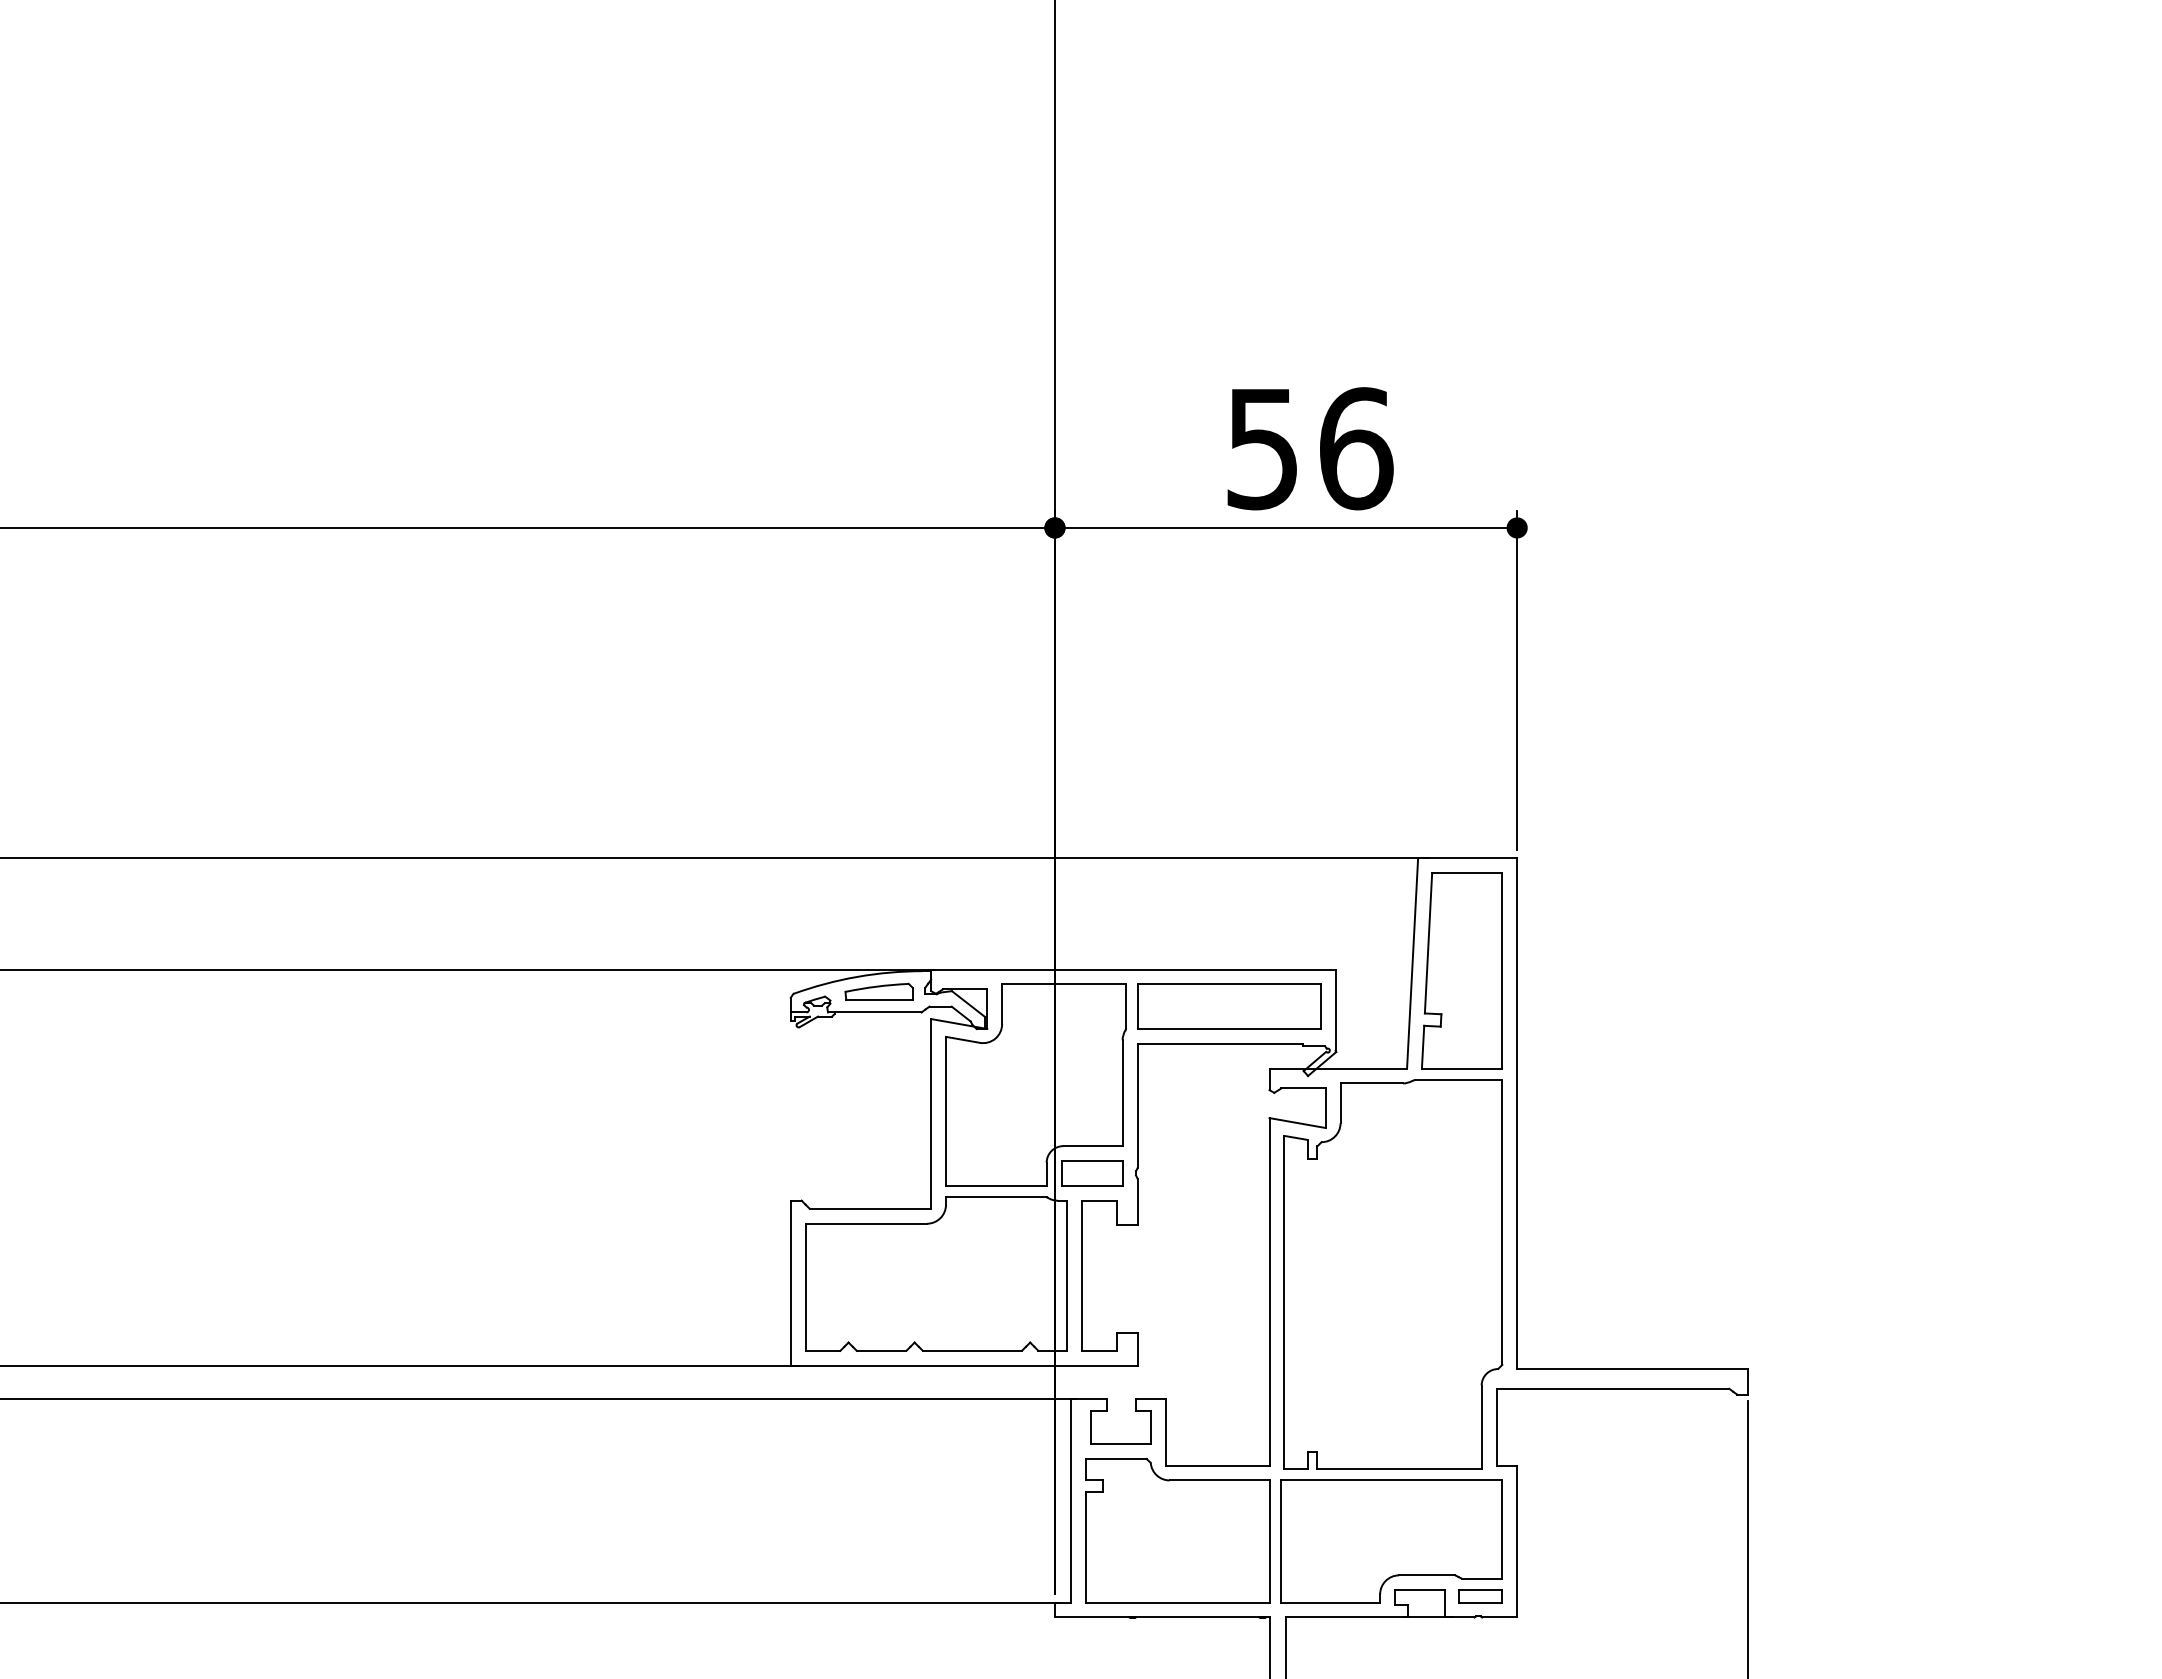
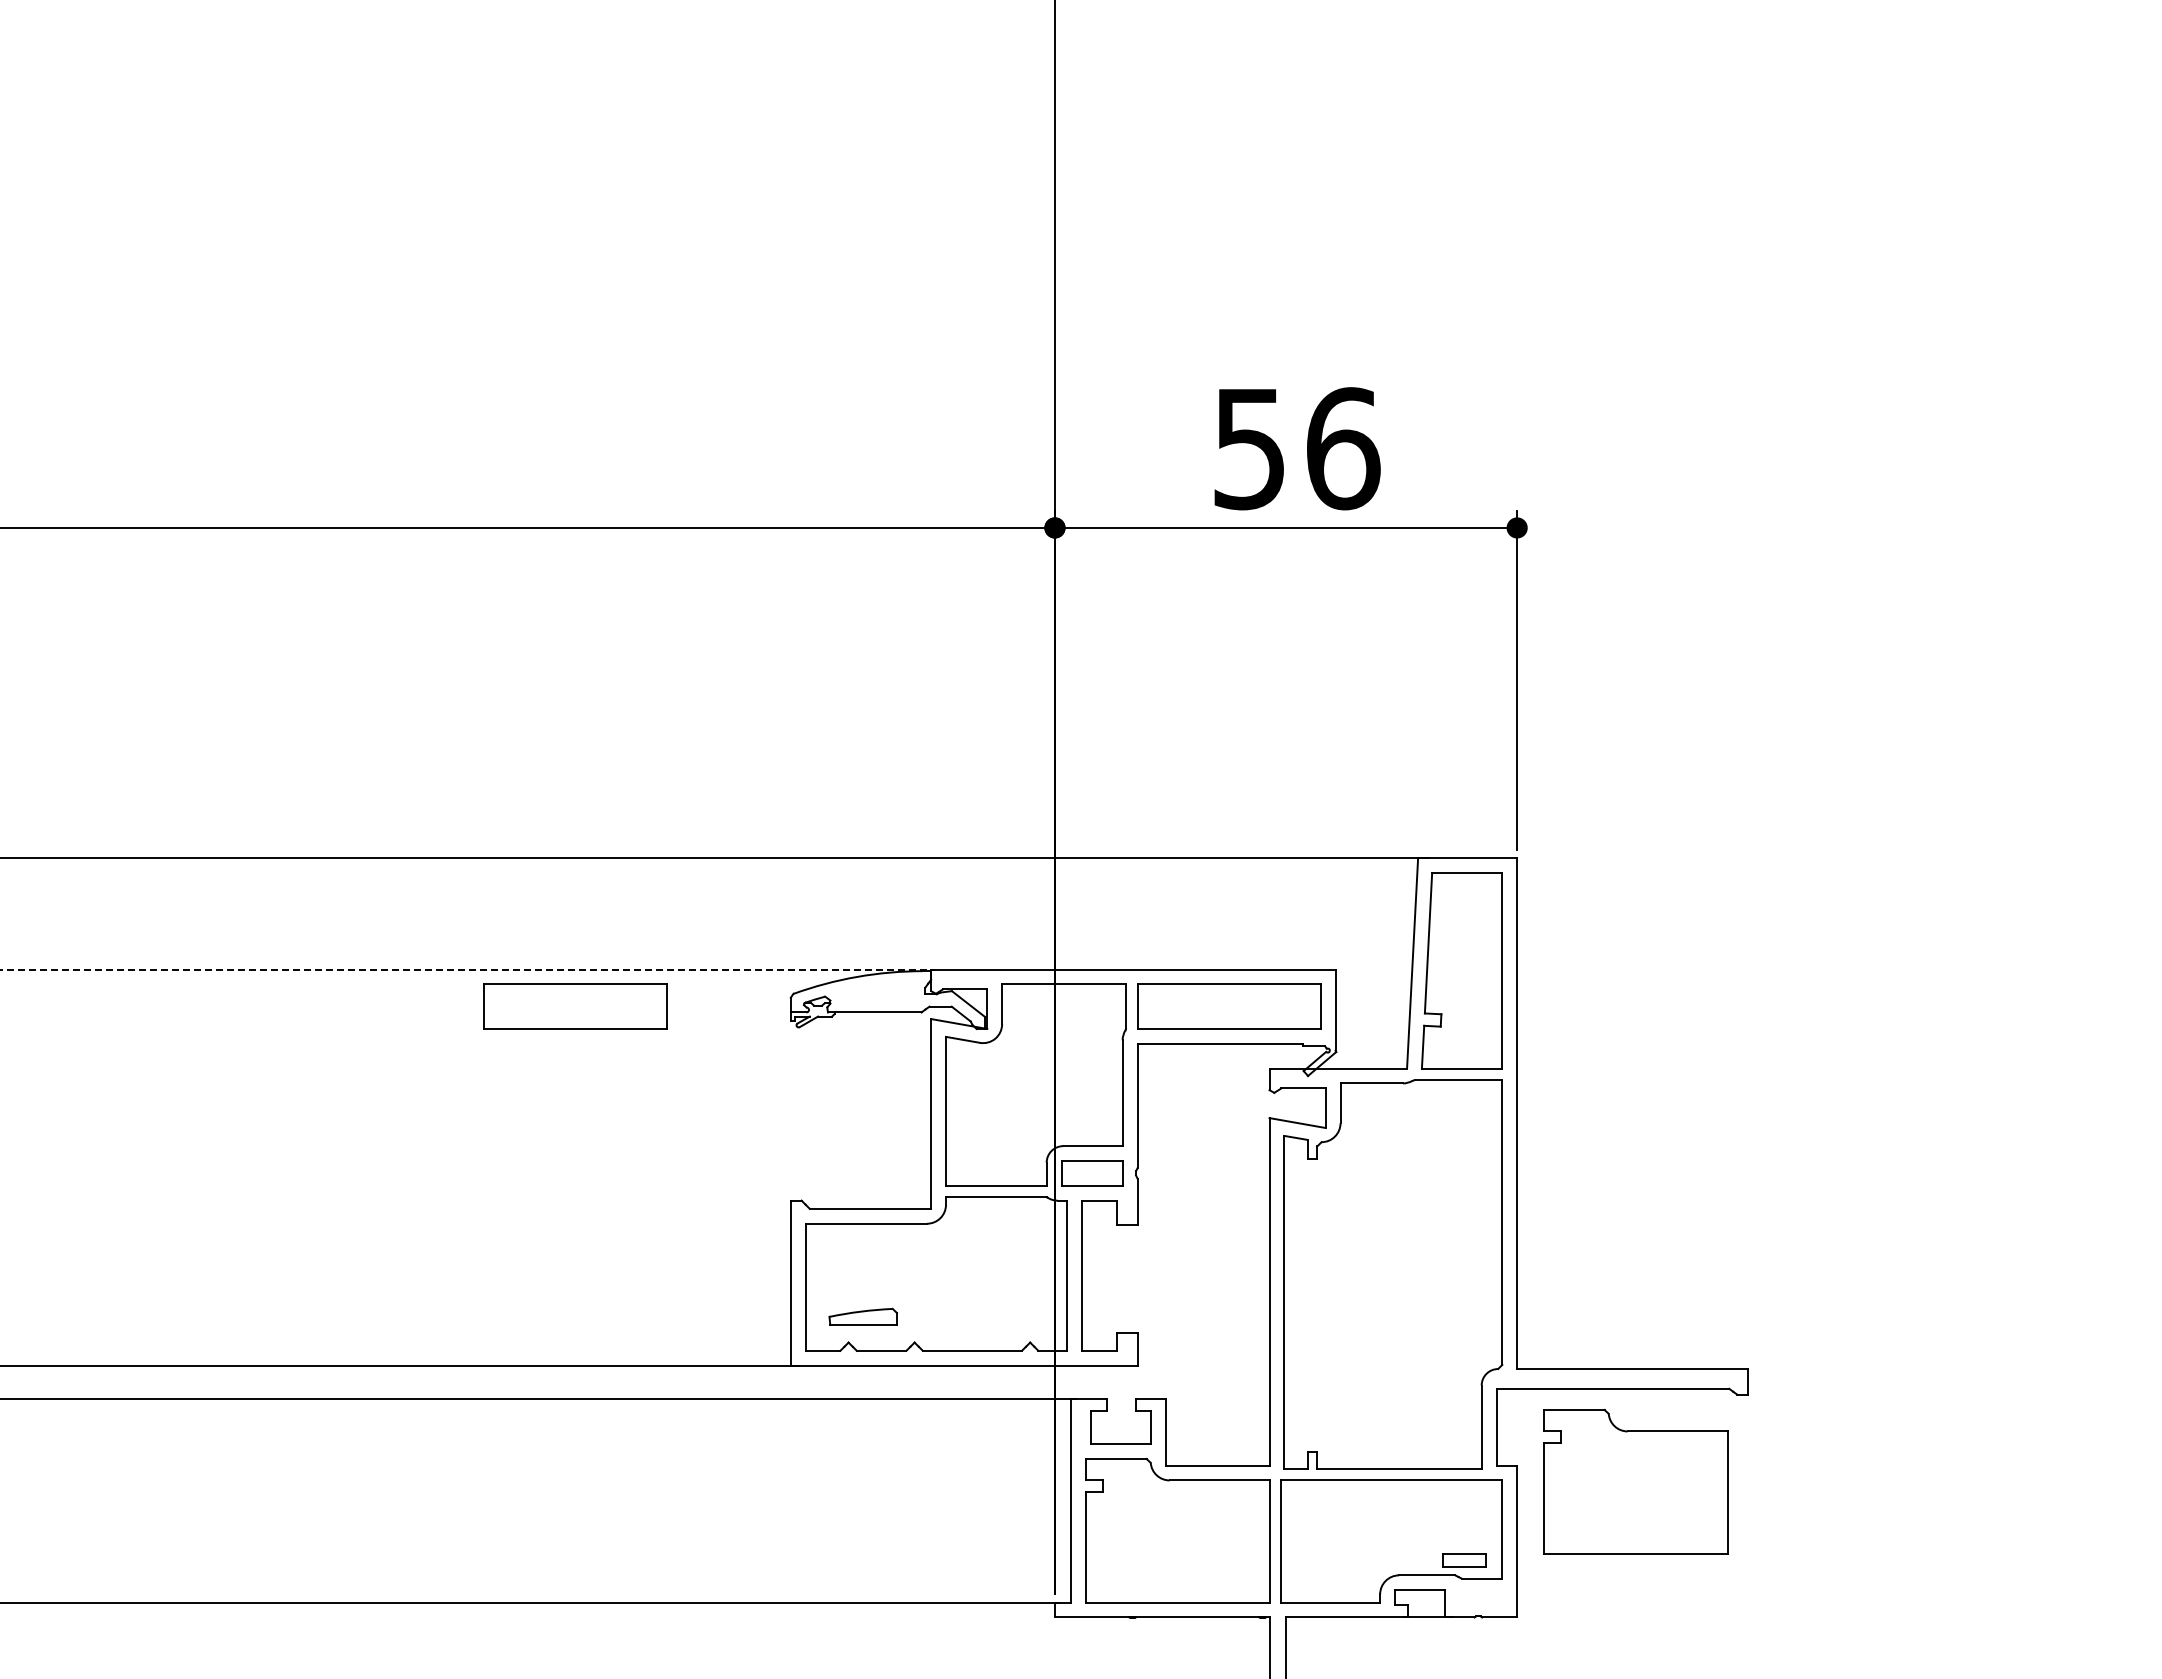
text position: (1310, 448) -> (1297, 448) (1297, 448)
line: solid -> dashed (468, 969)
part position: (878, 991) -> (862, 1316) (862, 1316)
part: none -> present (575, 1006)
part: none -> present (1635, 1481)
line: present -> none (1748, 1537)
part position: (1480, 1596) -> (1464, 1560) (1464, 1560)
